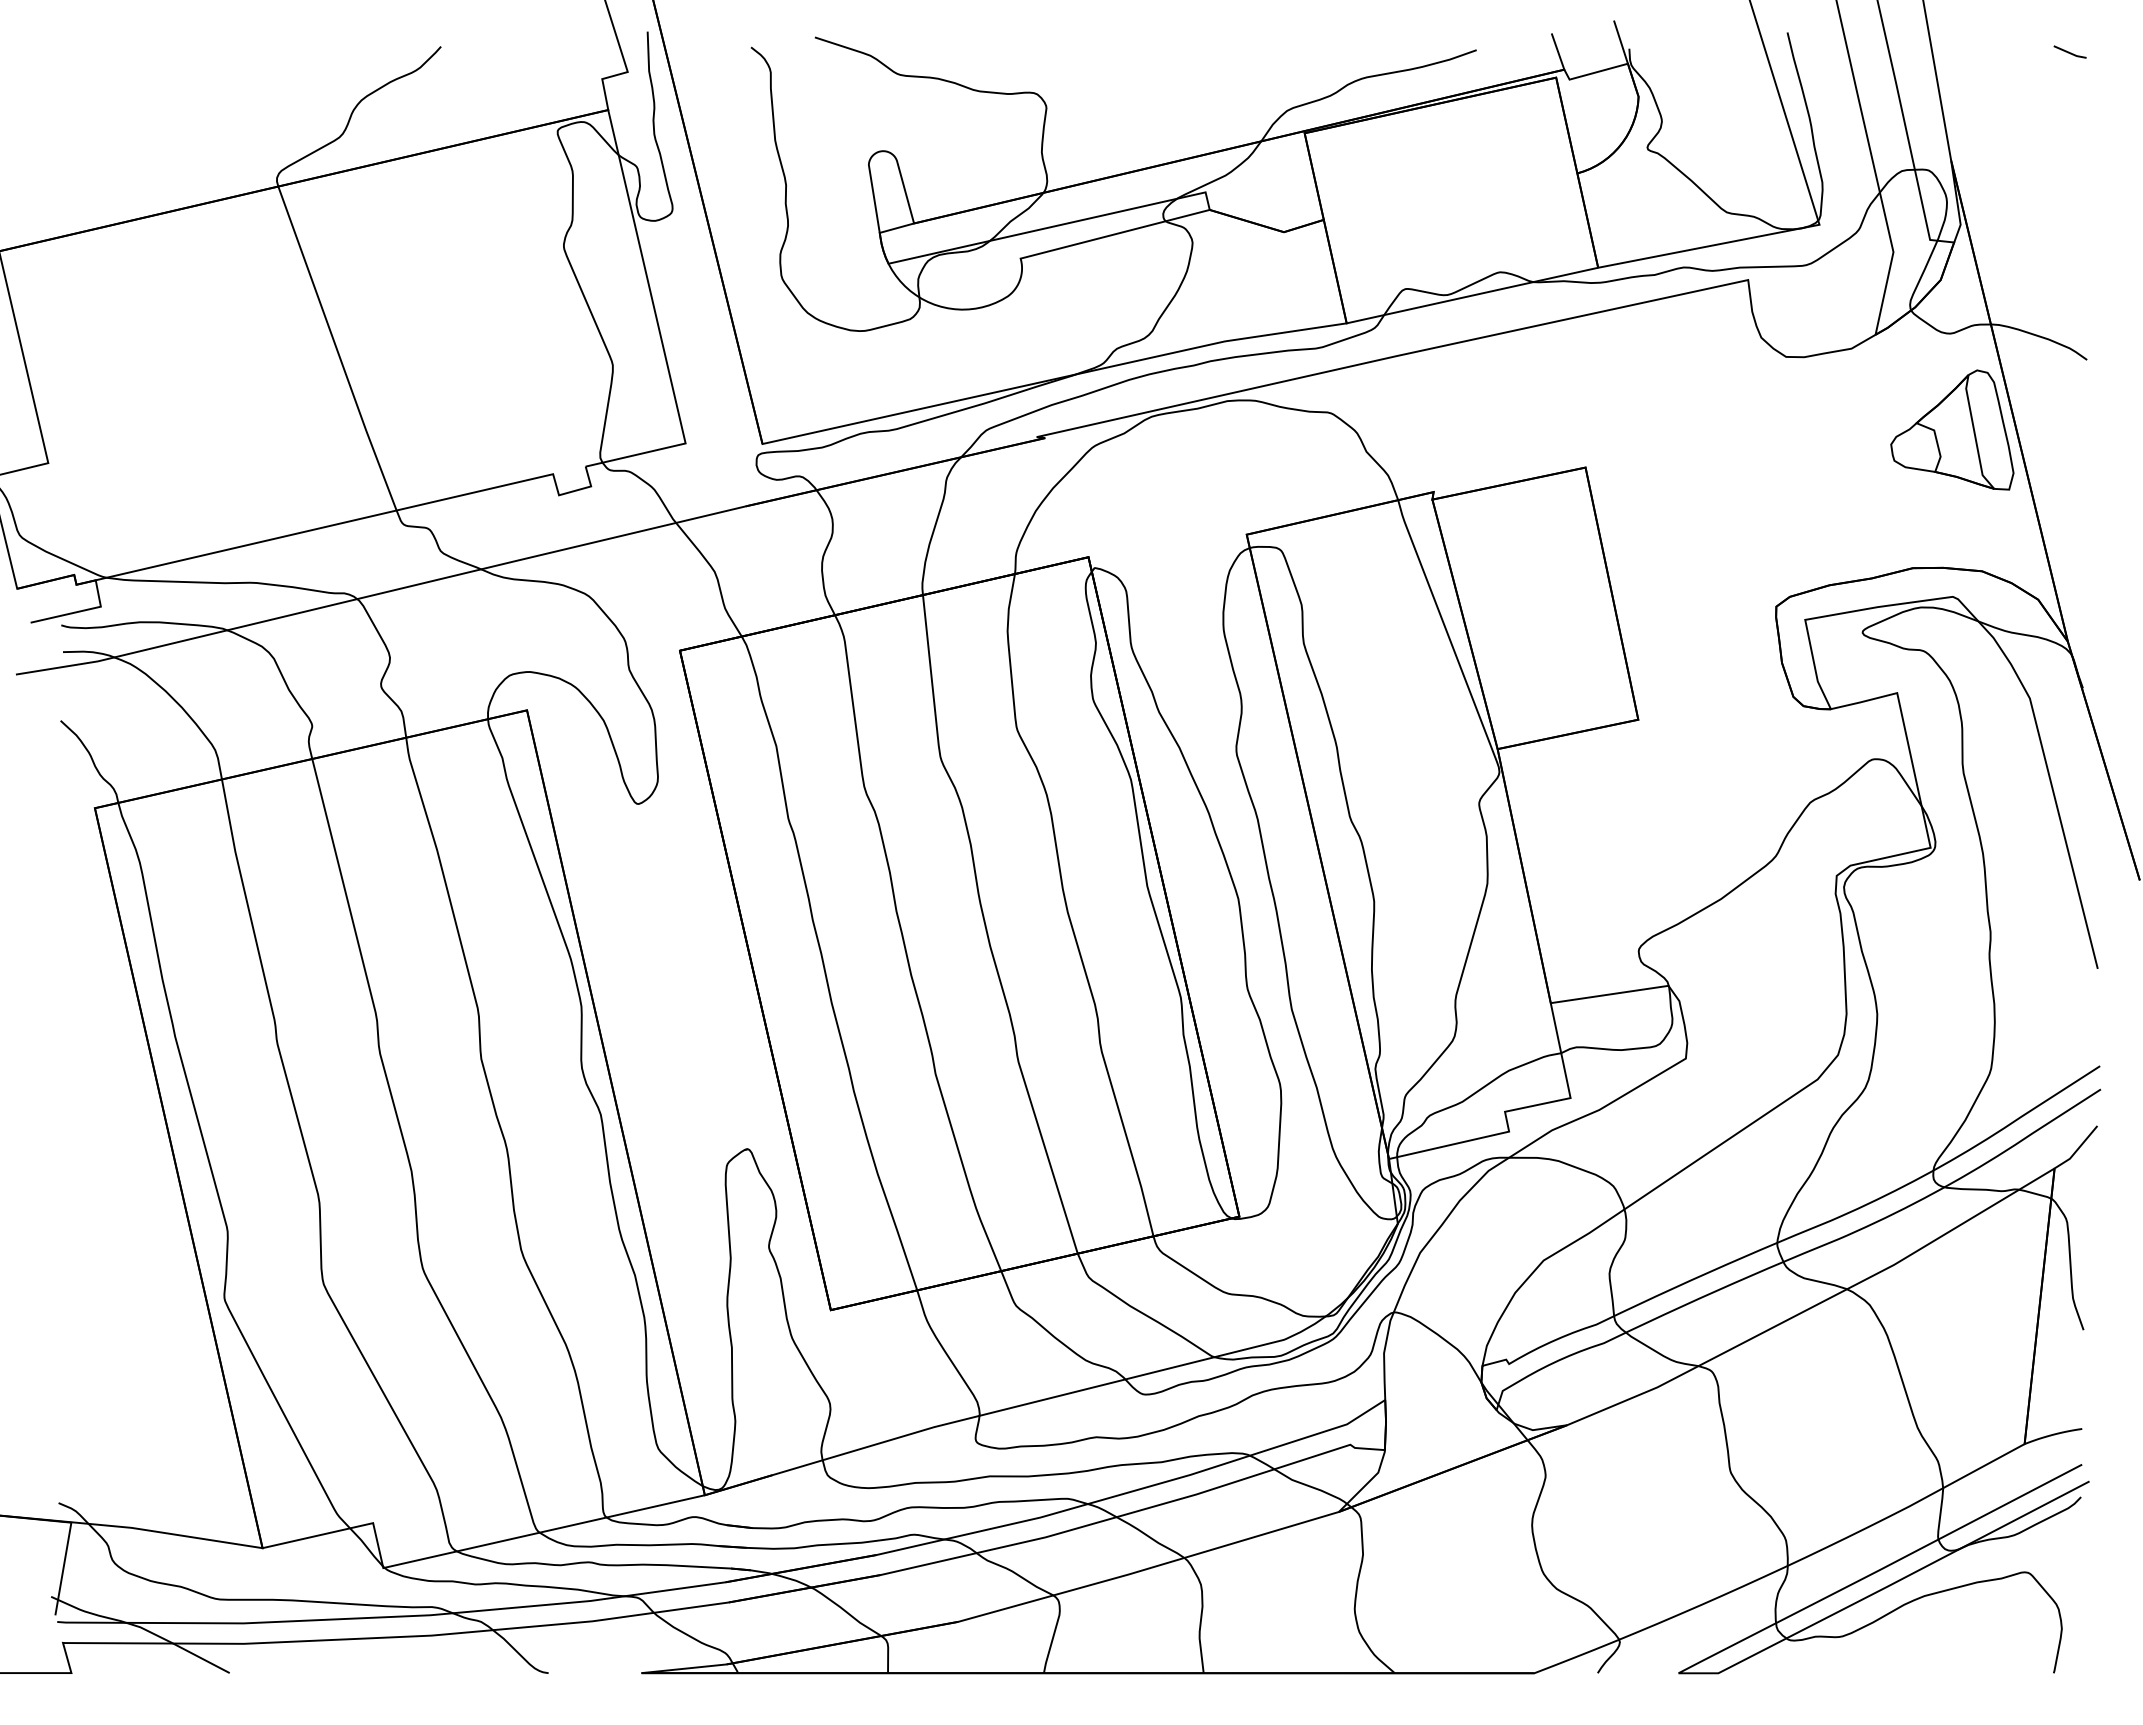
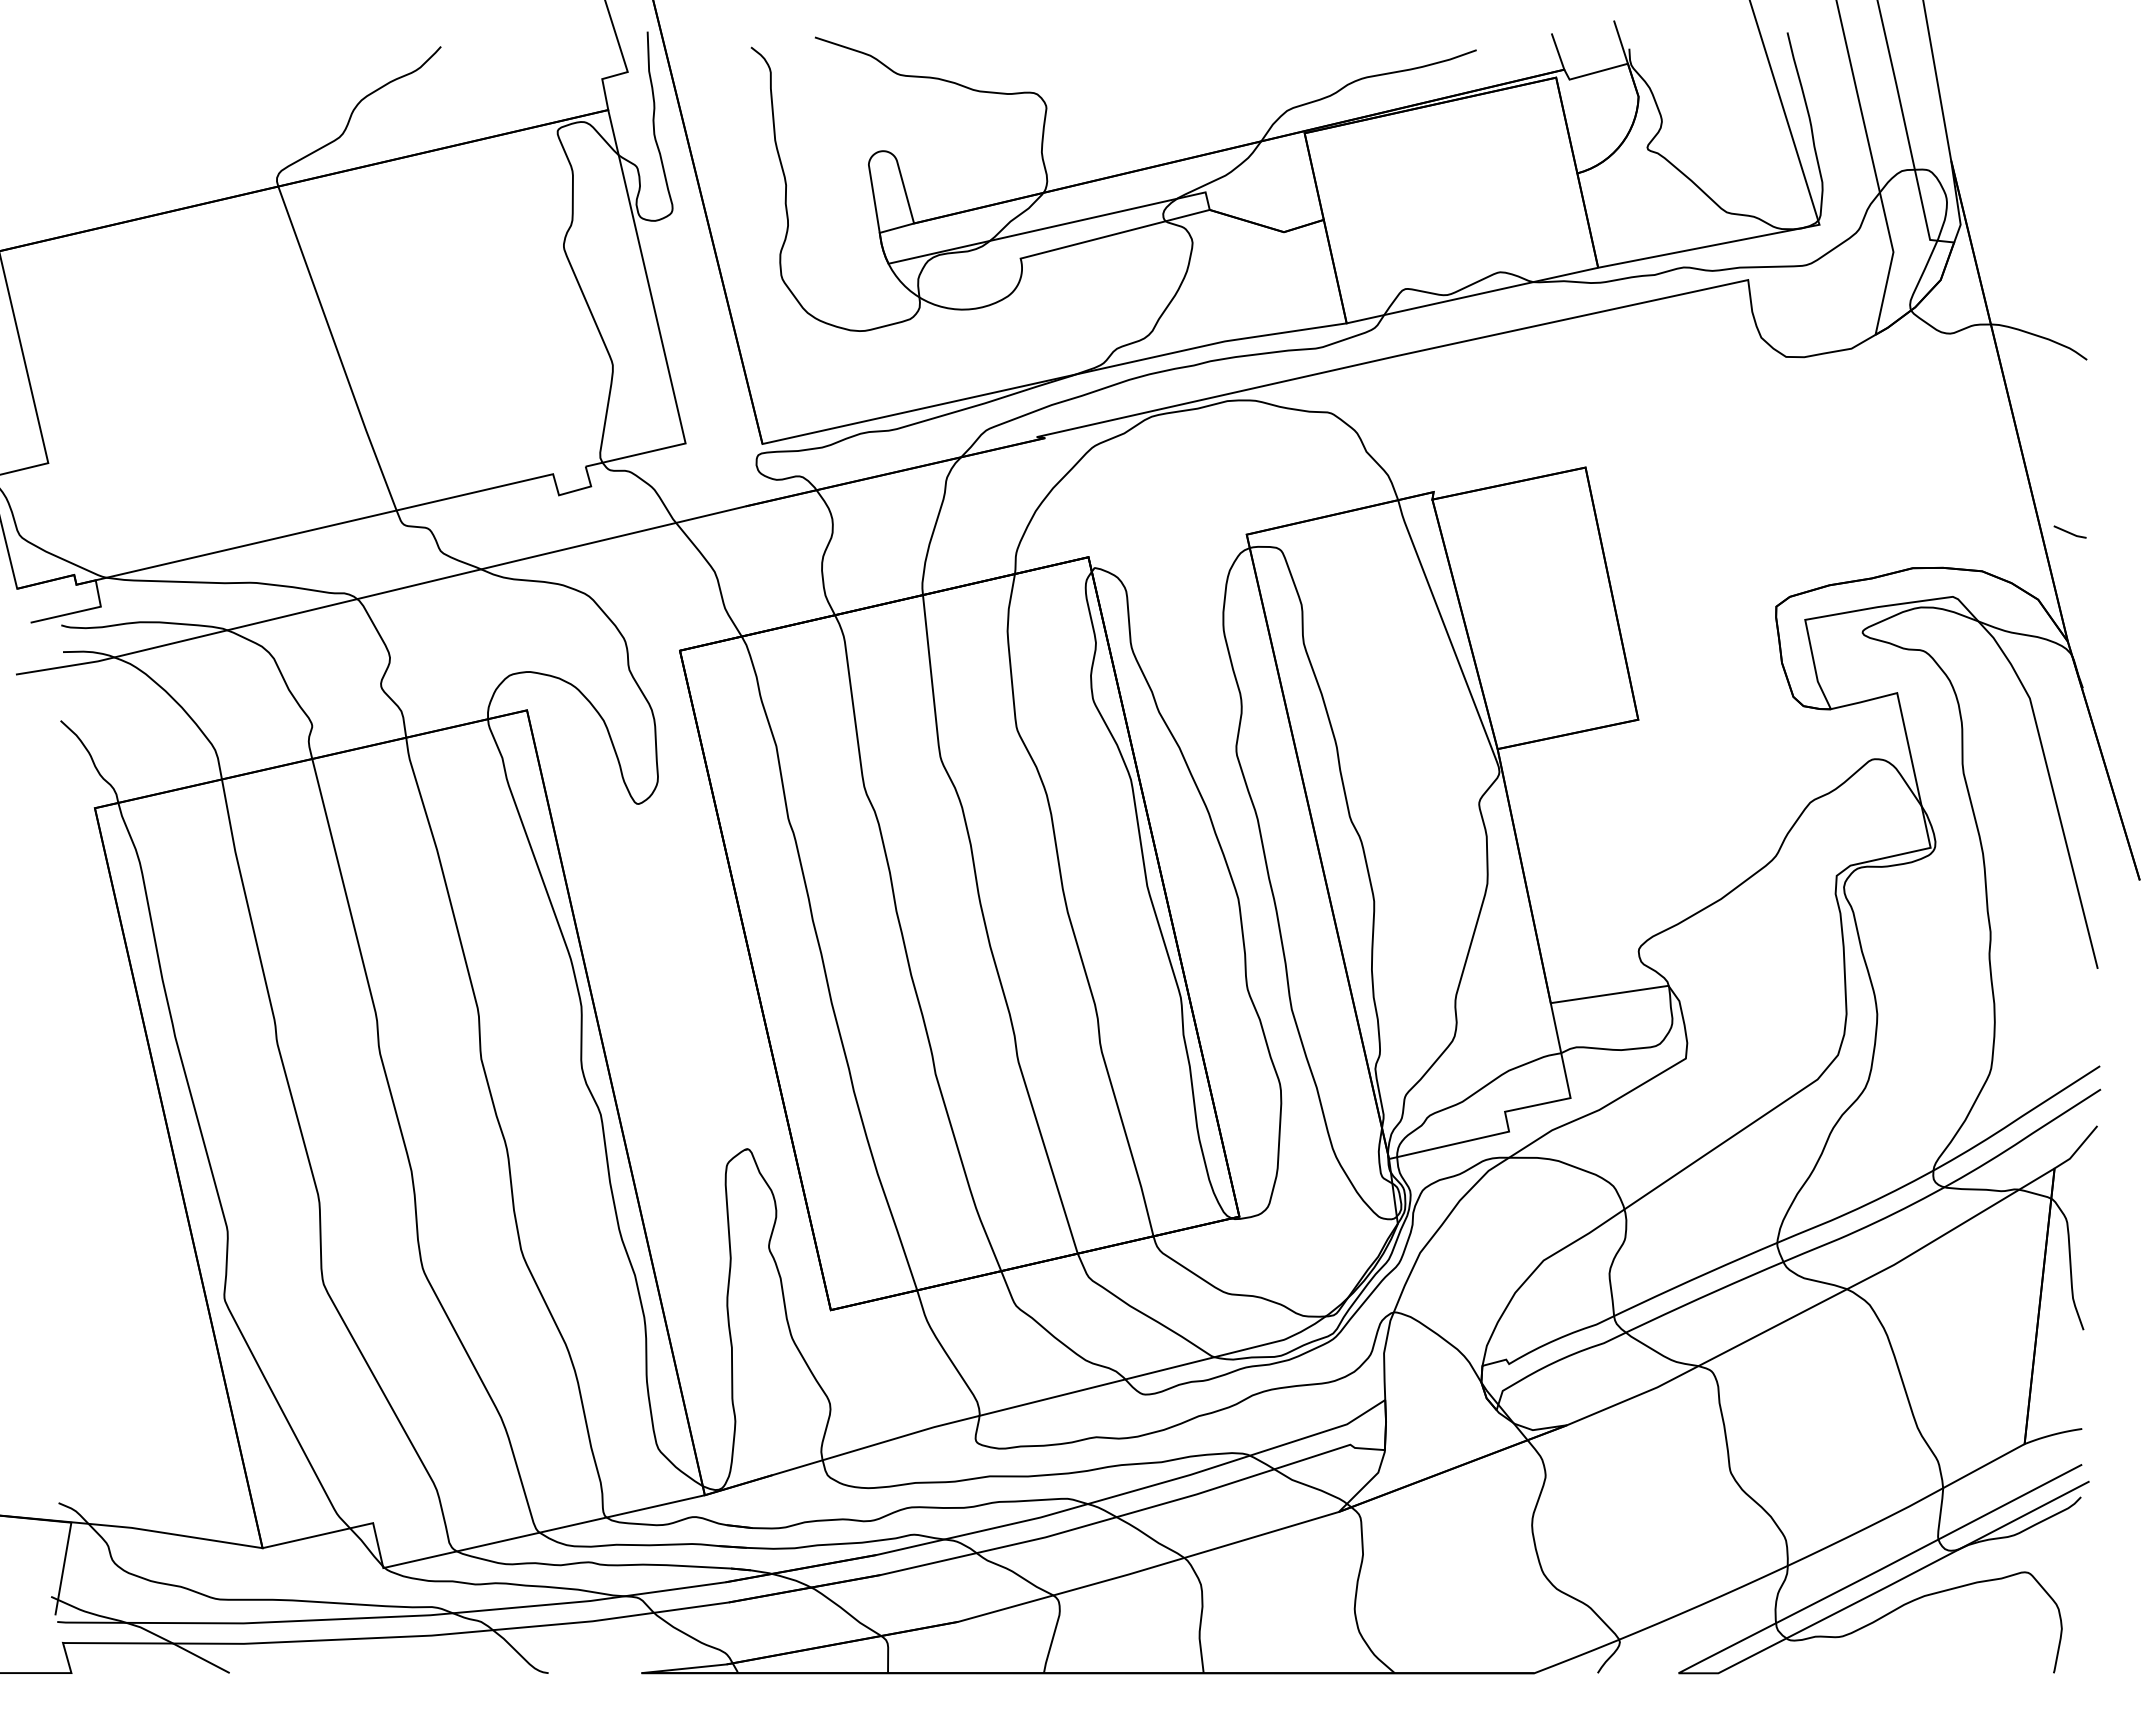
line position: (2069, 51) -> (2069, 531) (2069, 531)
part: present -> none (1952, 429)
